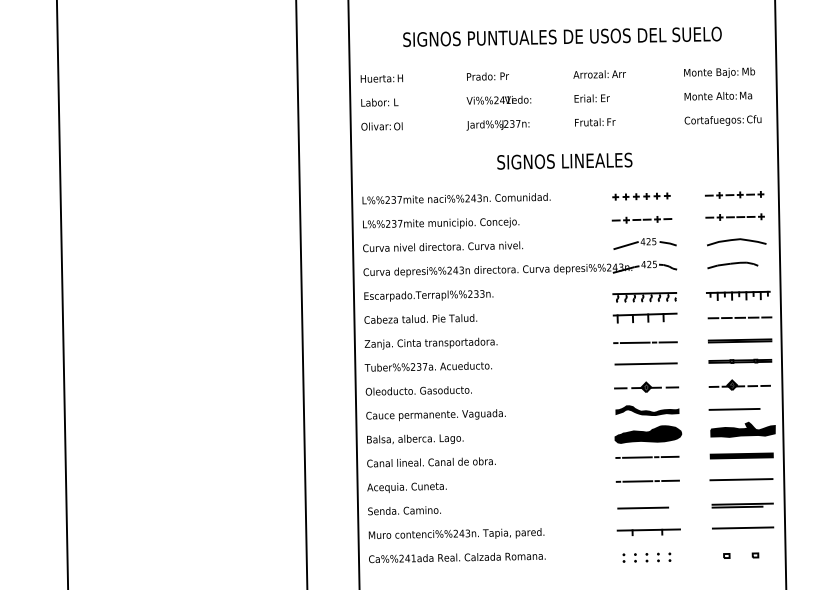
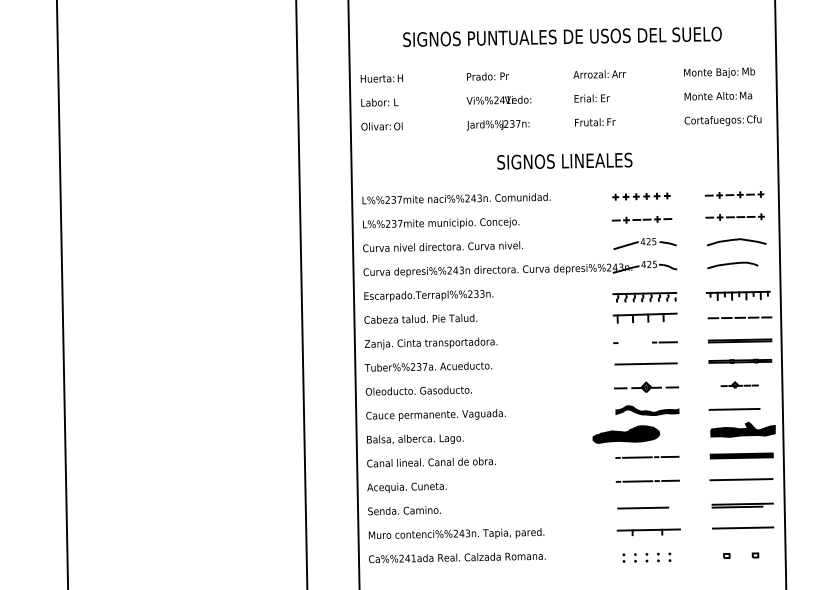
line: present -> none (634, 342)
part size: 63x12 px -> 39x8 px (739, 384)
part position: (648, 434) -> (626, 434) (626, 434)
